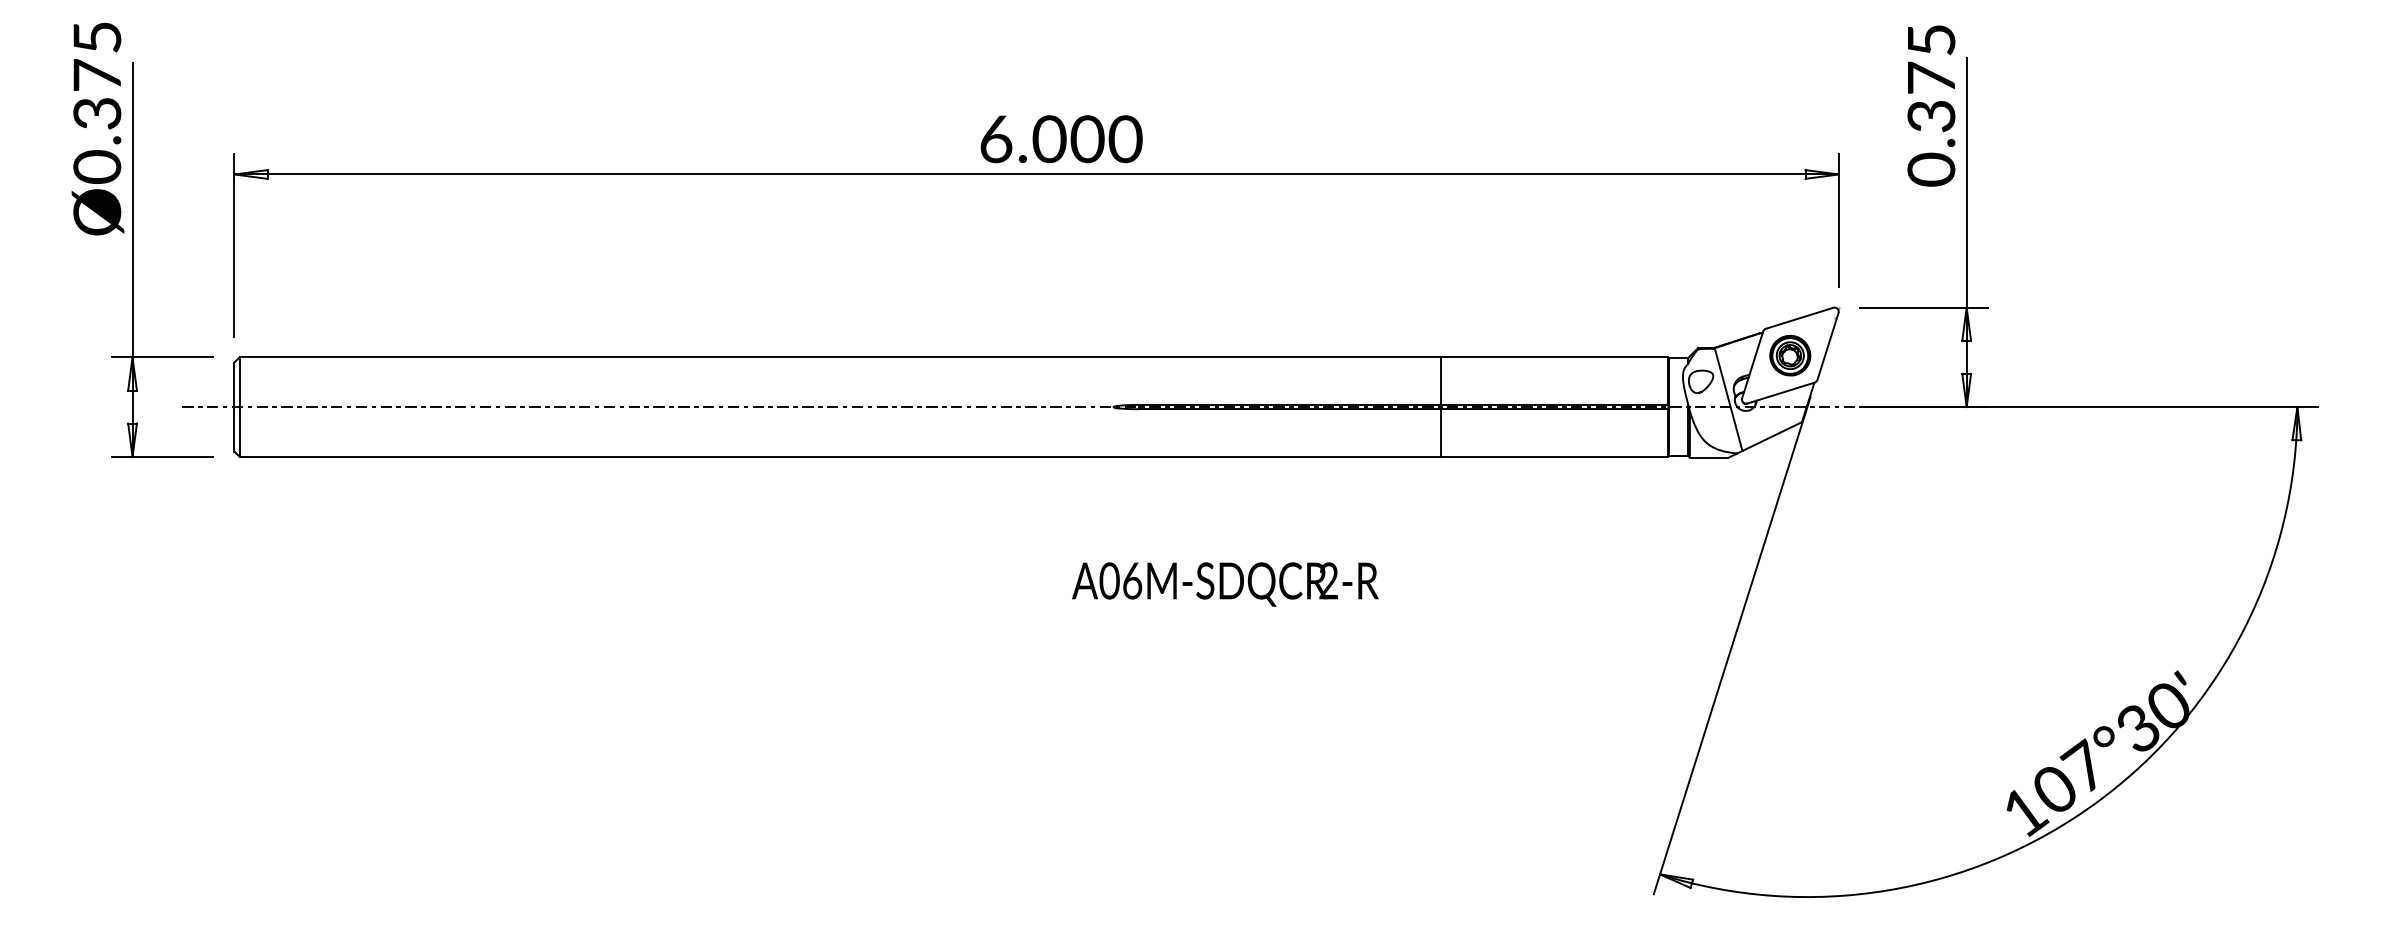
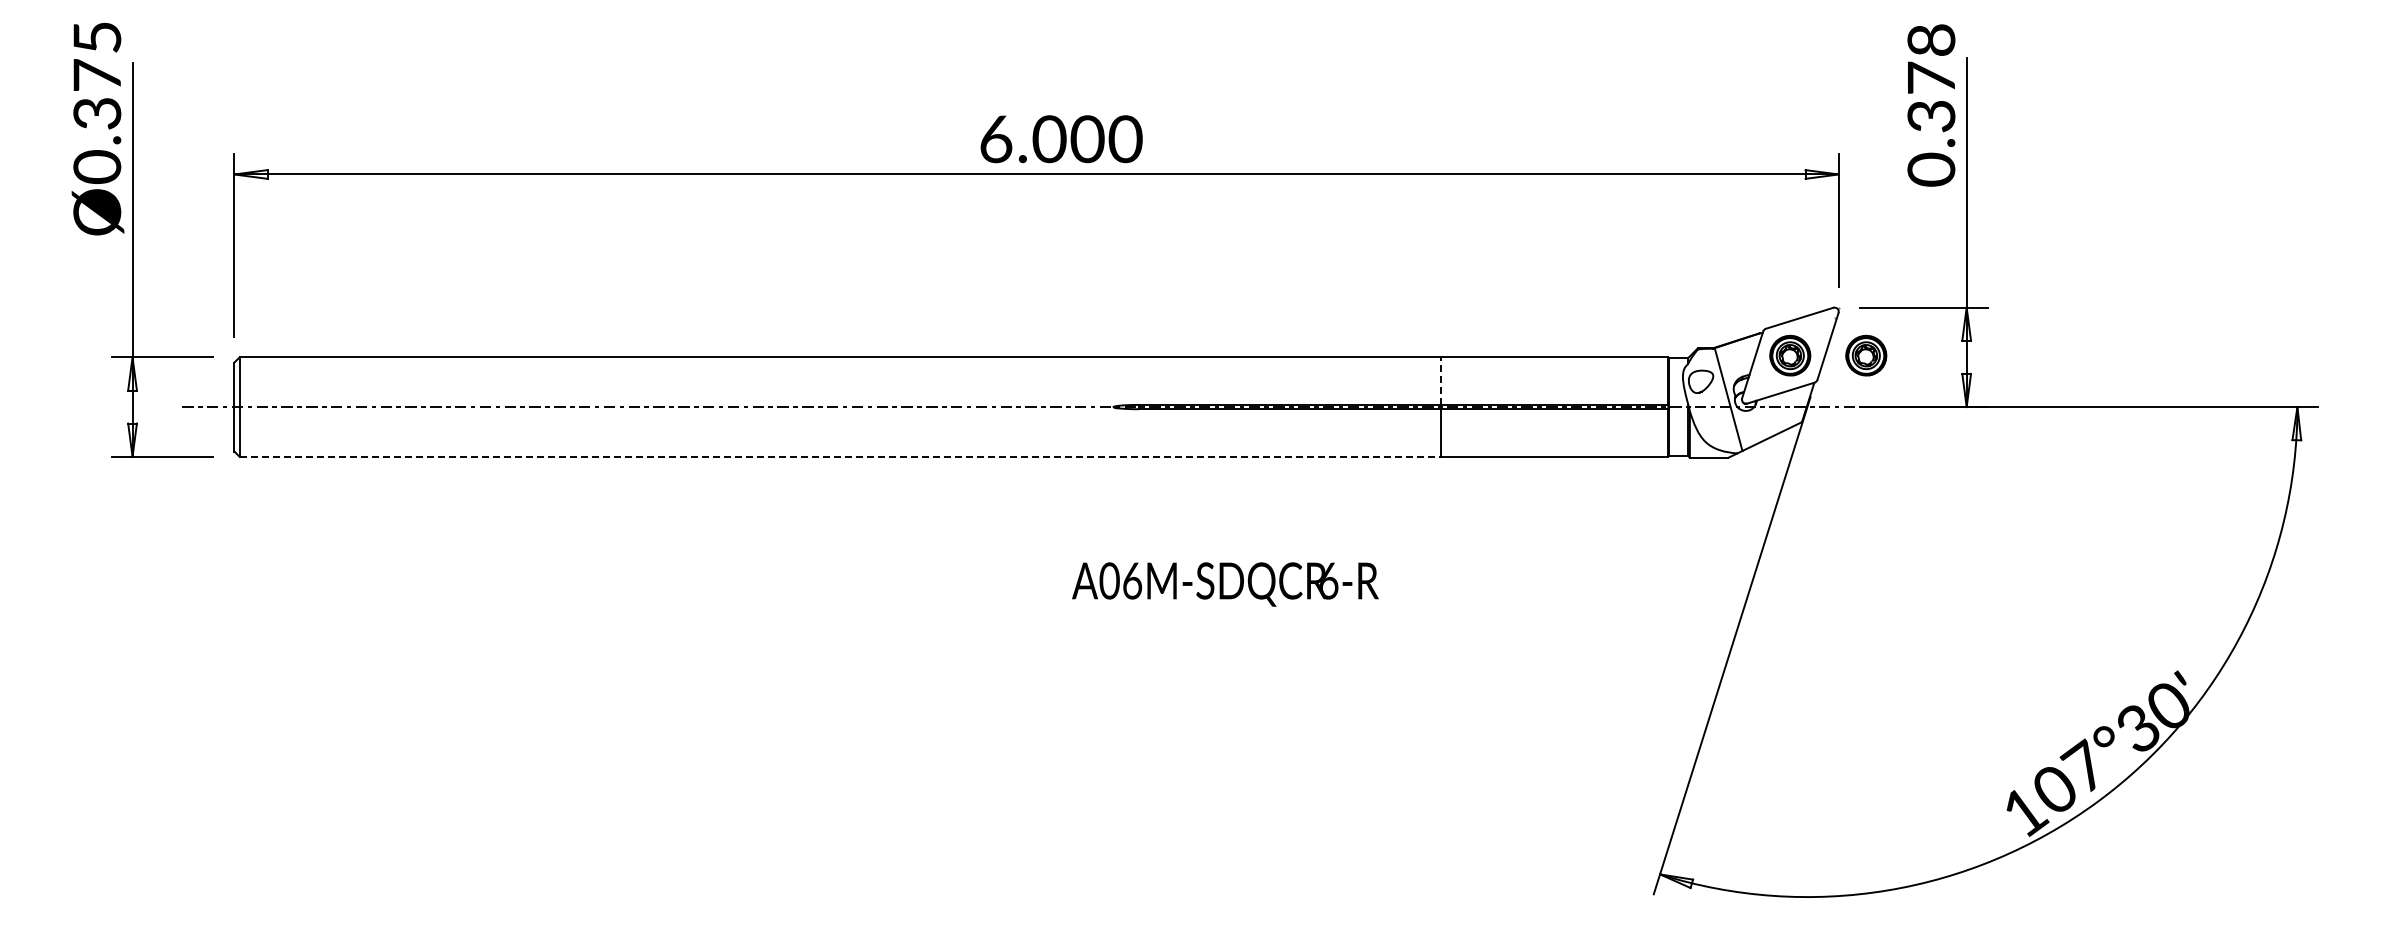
text: 0.375 -> 0.378 (1931, 39)
part: none -> present (1866, 355)
line: solid -> dashed (1441, 381)
line: solid -> dashed (840, 456)
text: 2-R -> 6-R (1328, 580)
